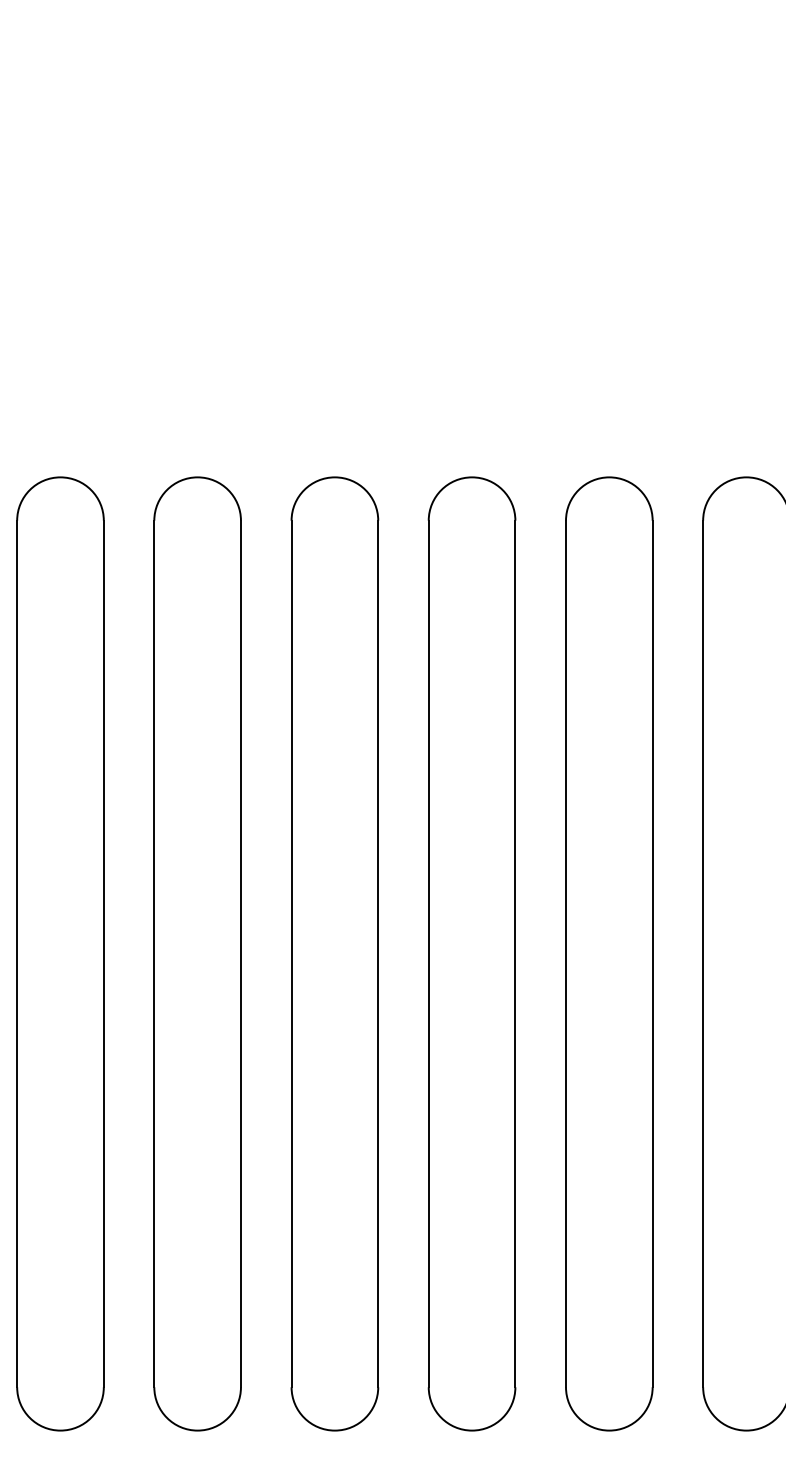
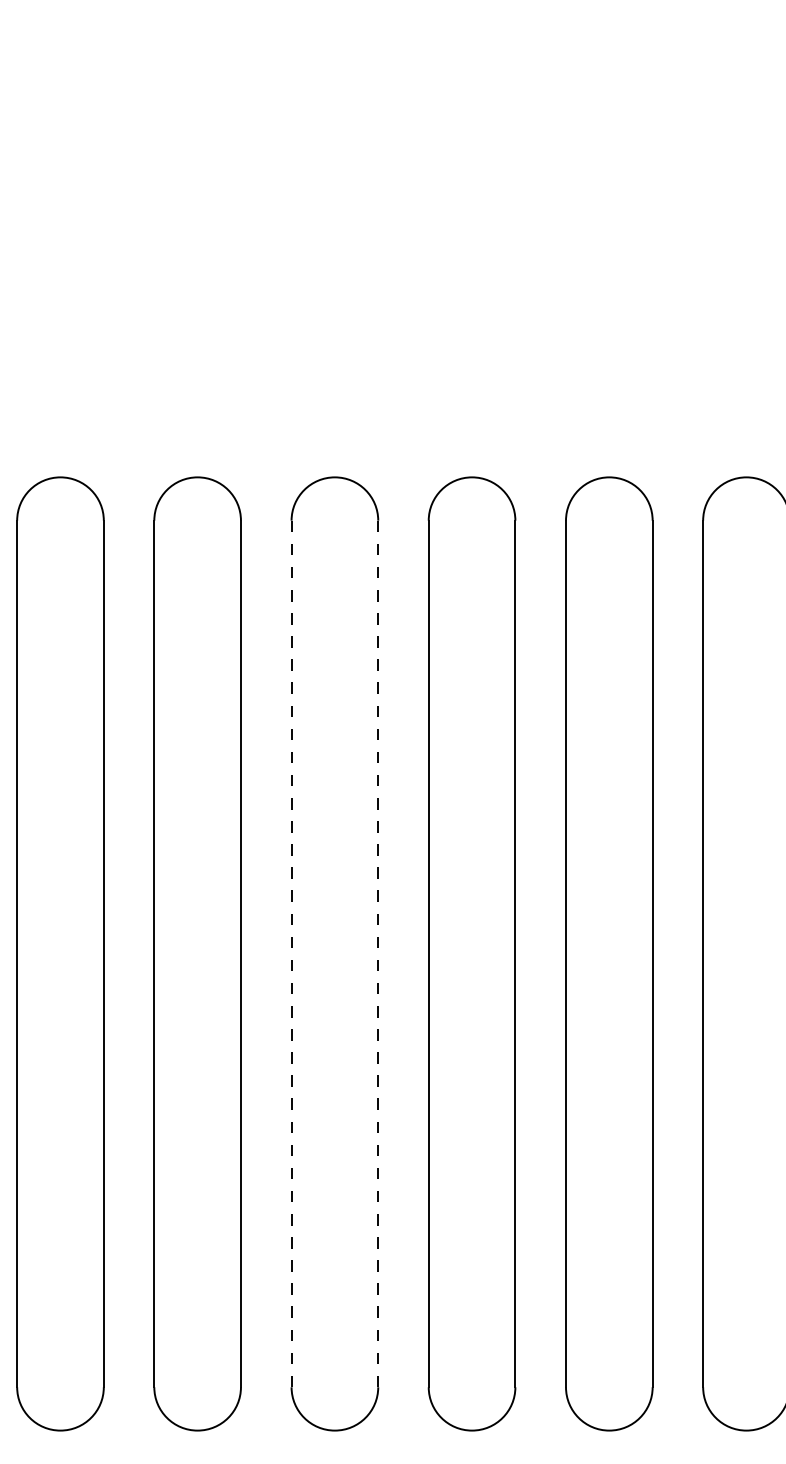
line: solid -> dashed (378, 953)
line: solid -> dashed (291, 954)
